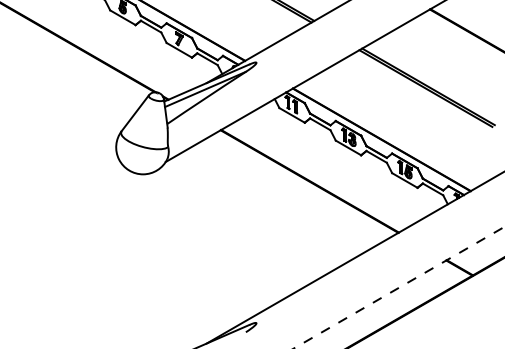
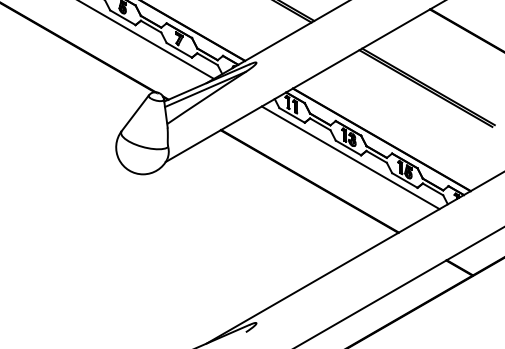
line: none -> present (147, 40)
line: none -> present (350, 157)
line: dashed -> solid (399, 287)
